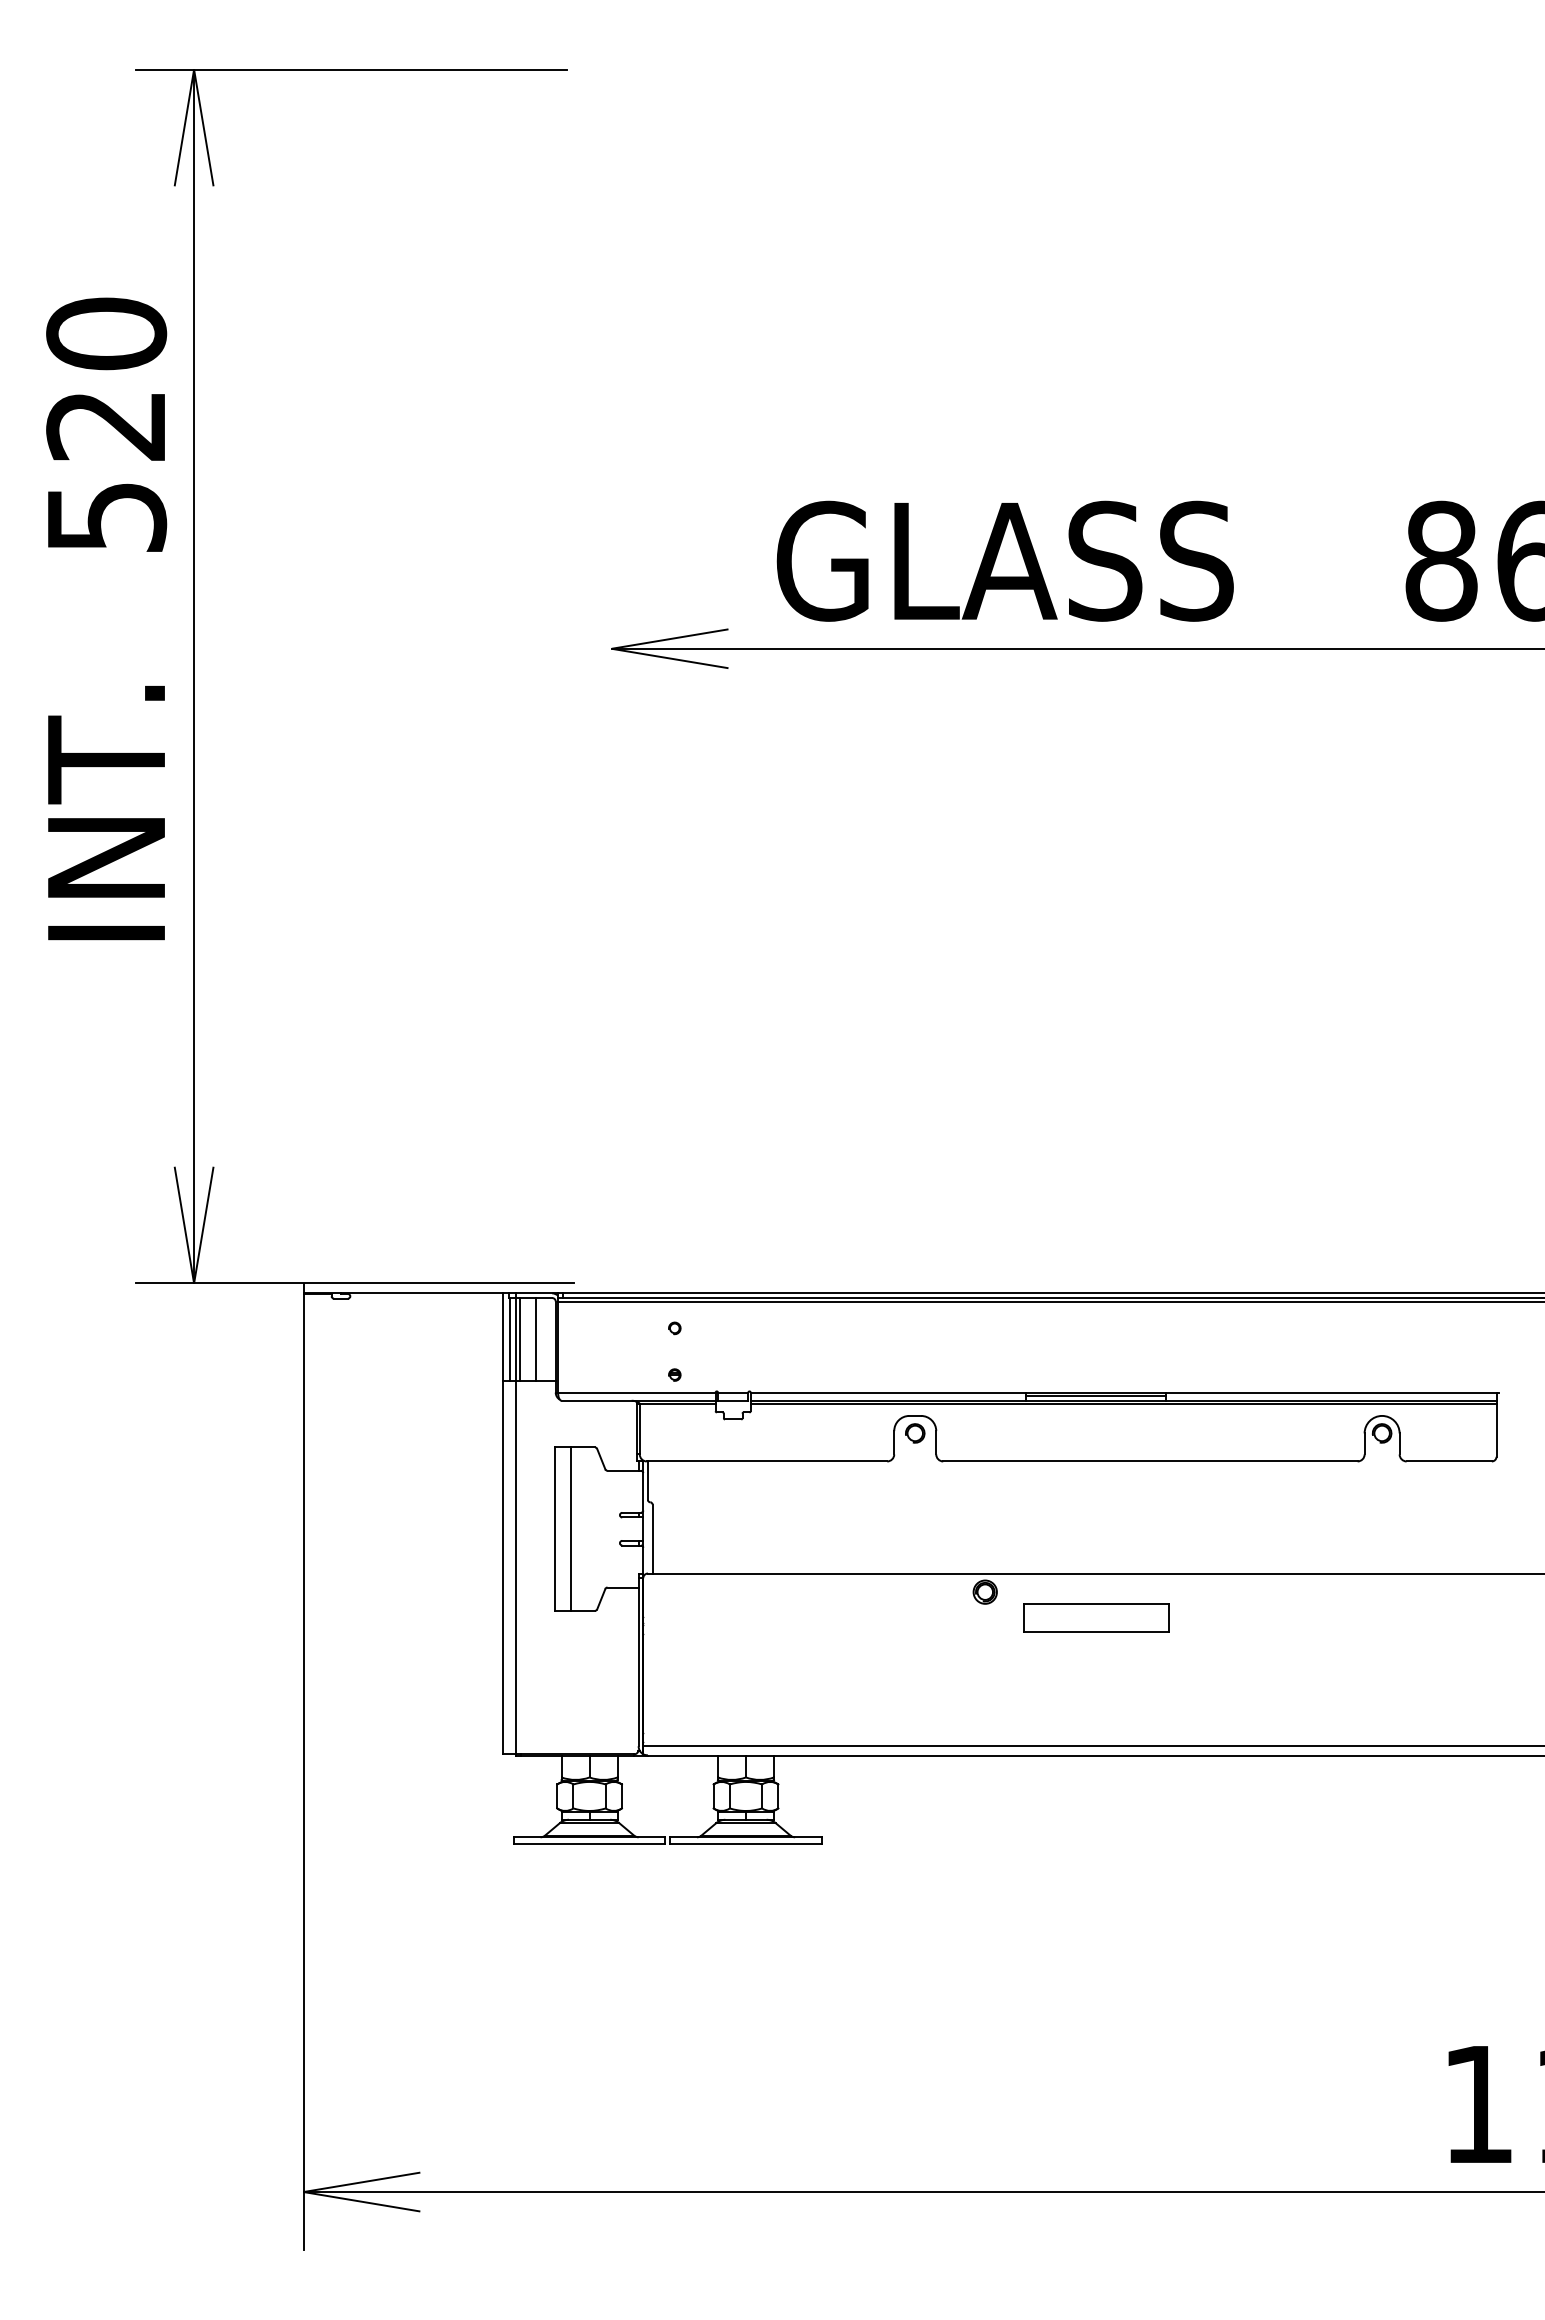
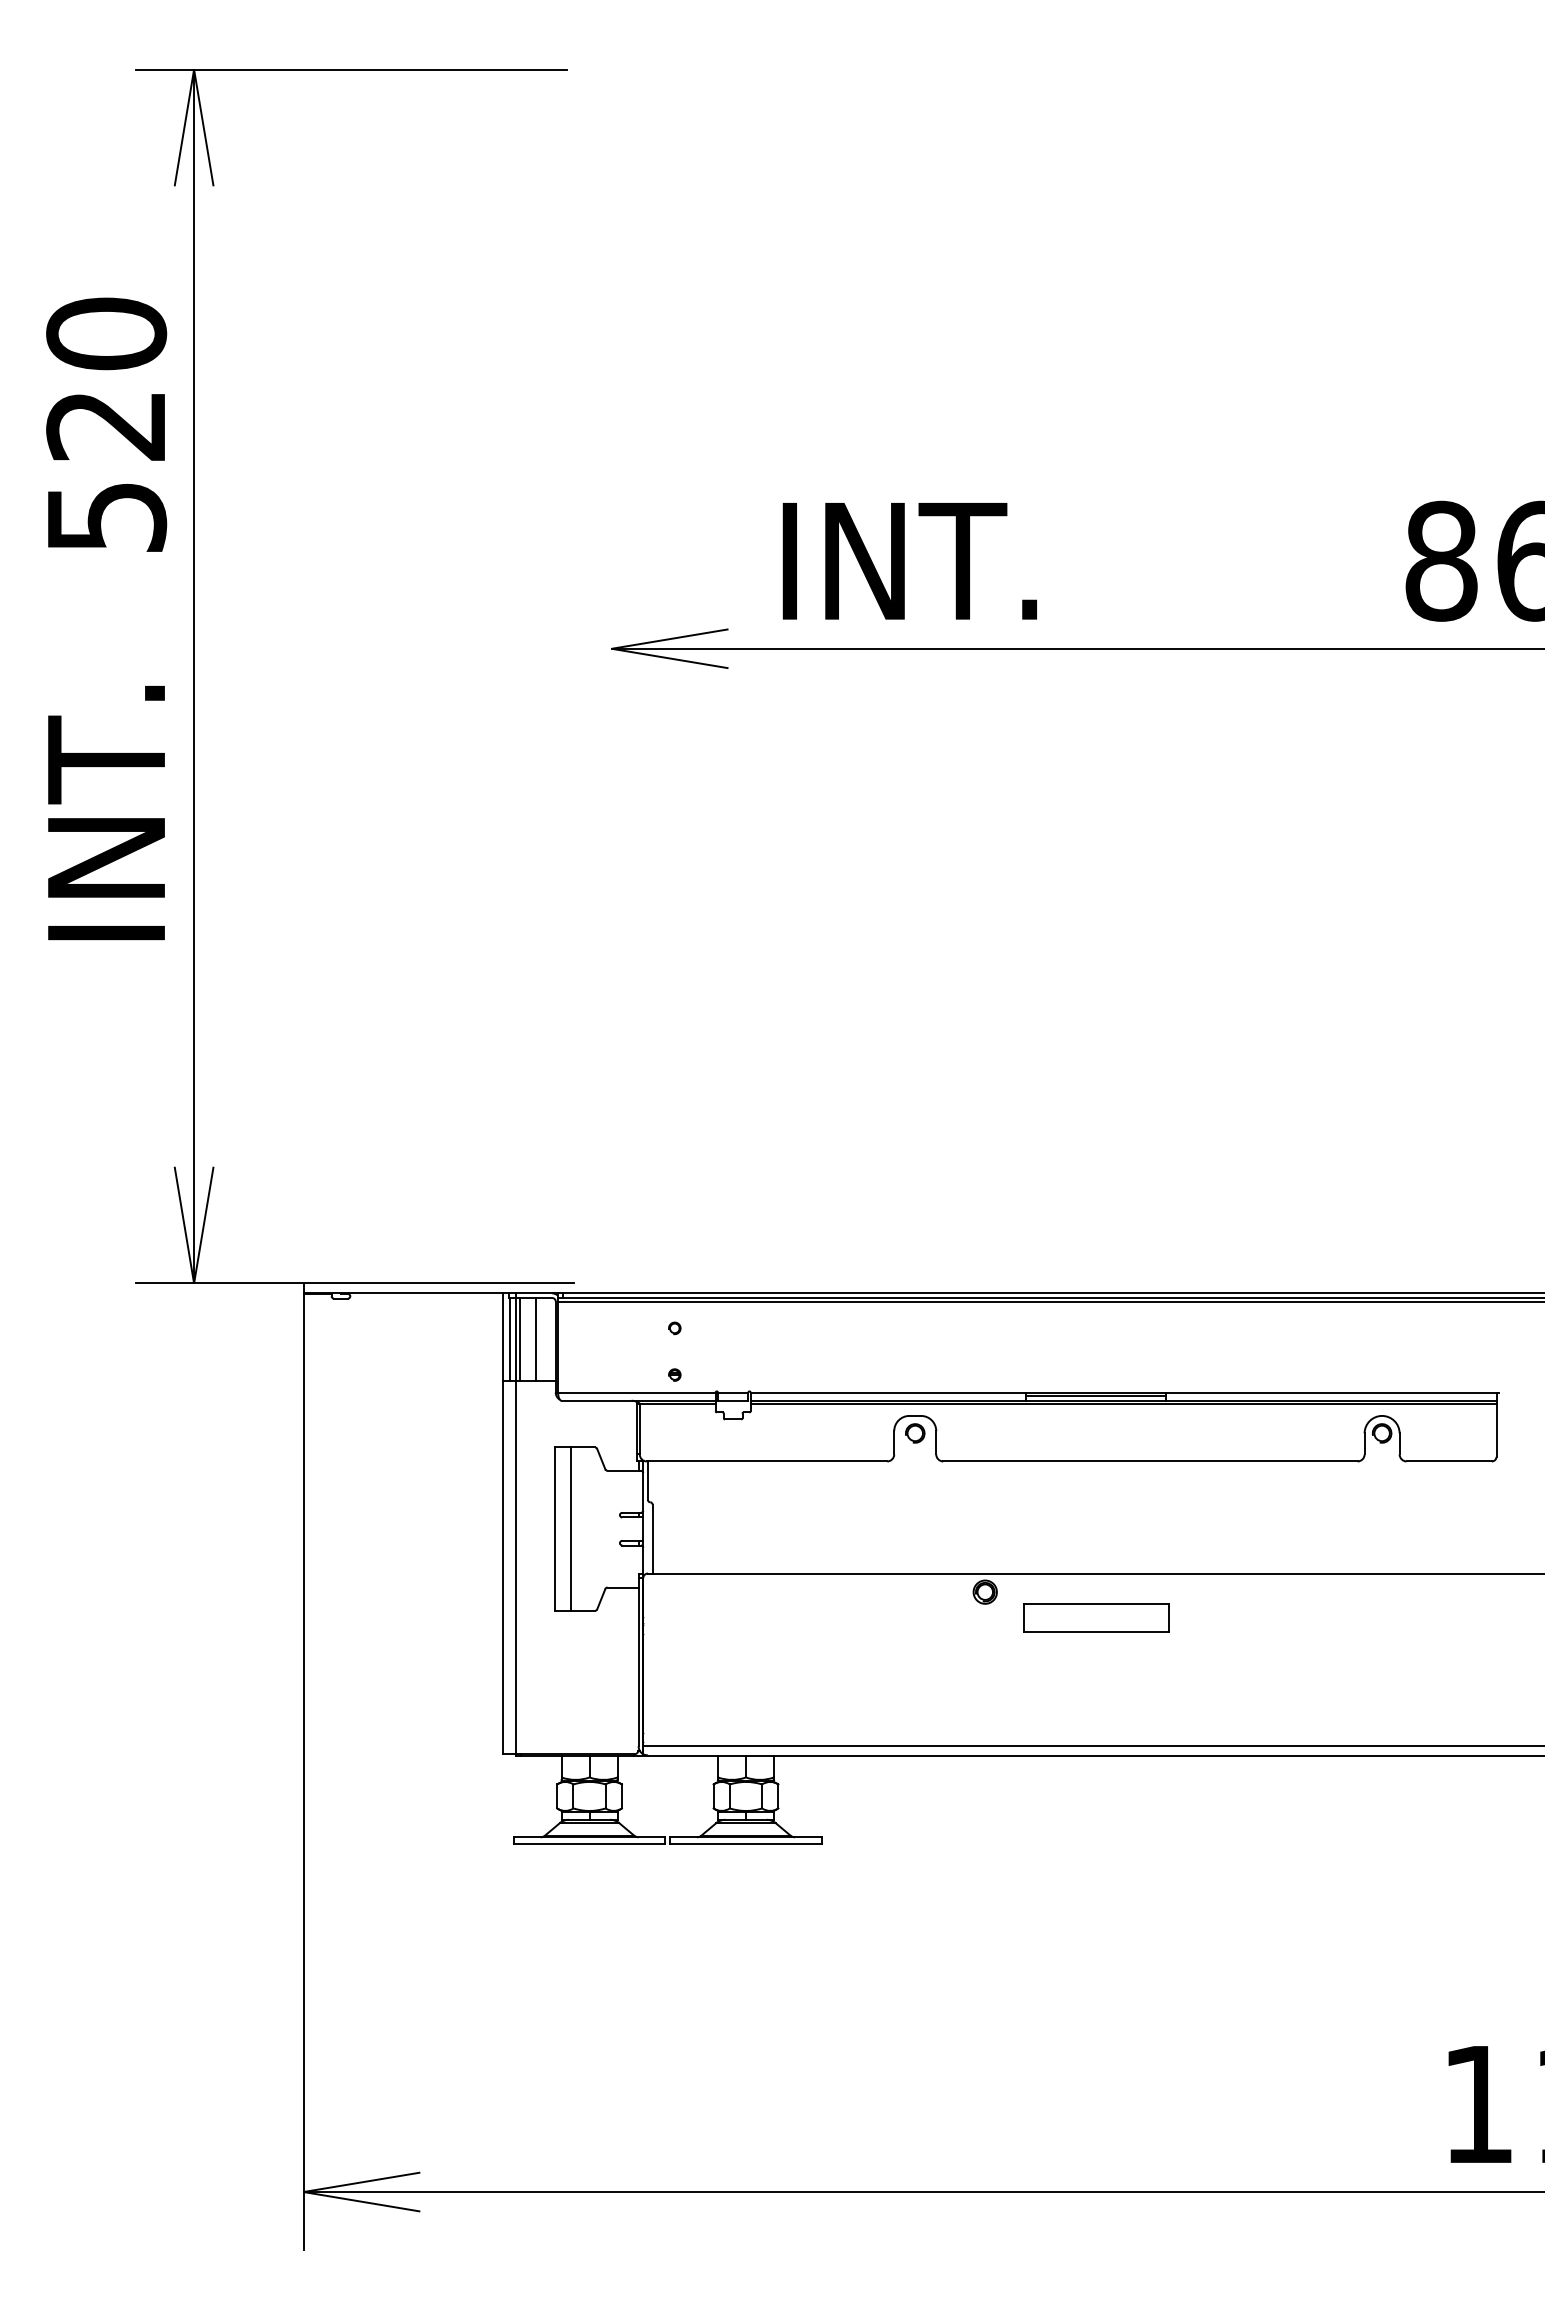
text: GLASS -> INT. (1004, 560)
